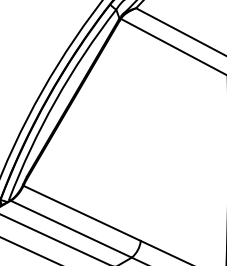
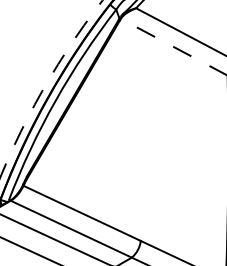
line: solid -> dashed (173, 47)
arc: solid -> dashed (45, 86)
